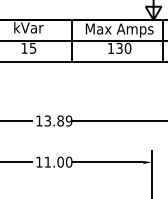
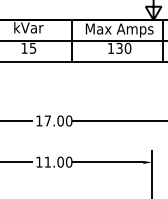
text: 13.89 -> 17.00 (58, 120)
